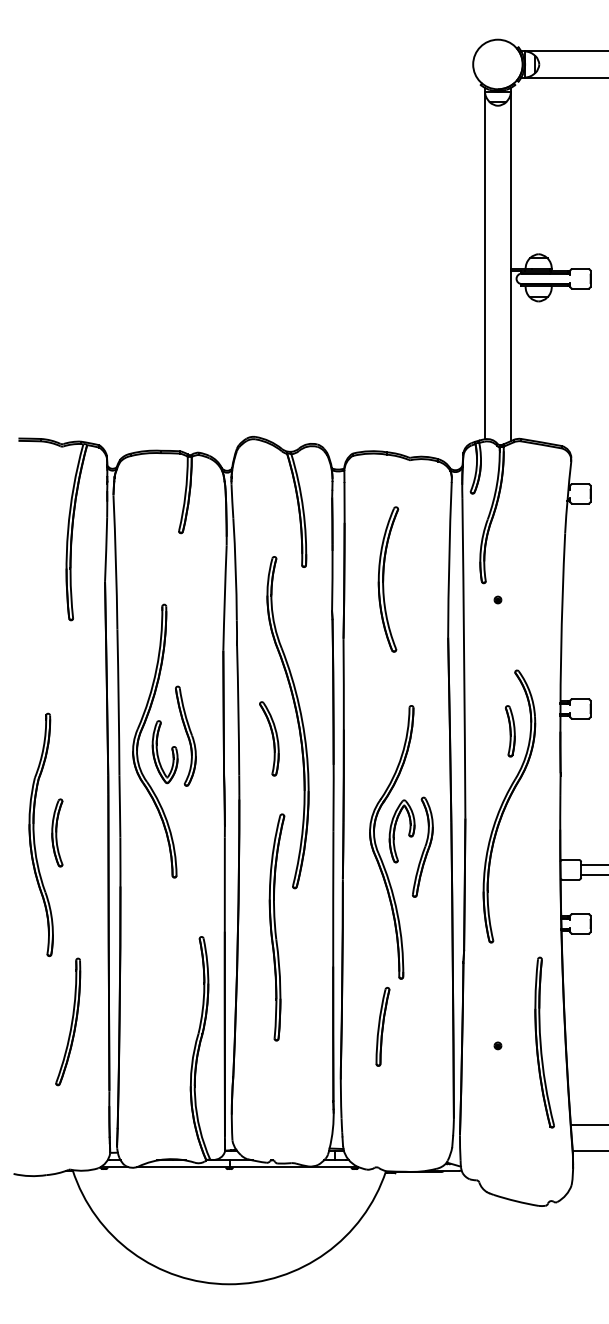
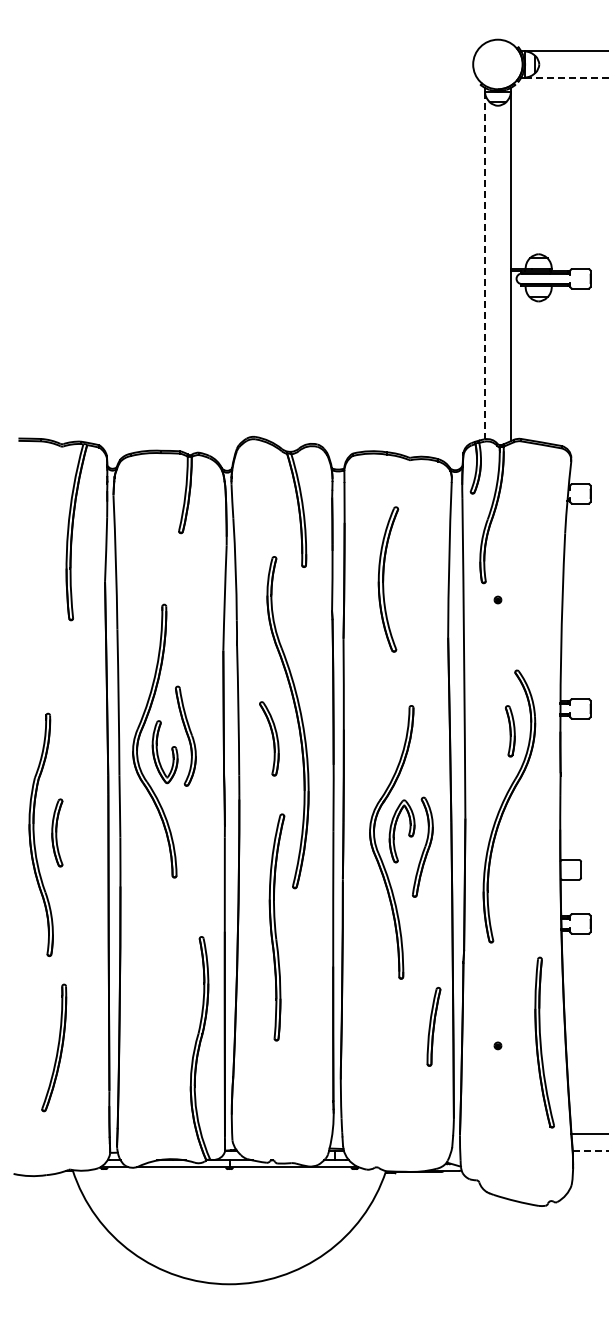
line: solid -> dashed (567, 77)
line: solid -> dashed (484, 265)
line: present -> none (593, 864)
line: present -> none (593, 875)
part position: (68, 1021) -> (54, 1047) (54, 1047)
part position: (382, 1026) -> (433, 1026) (433, 1026)
line position: (587, 1125) -> (587, 1134) (587, 1134)
line: solid -> dashed (590, 1151)
